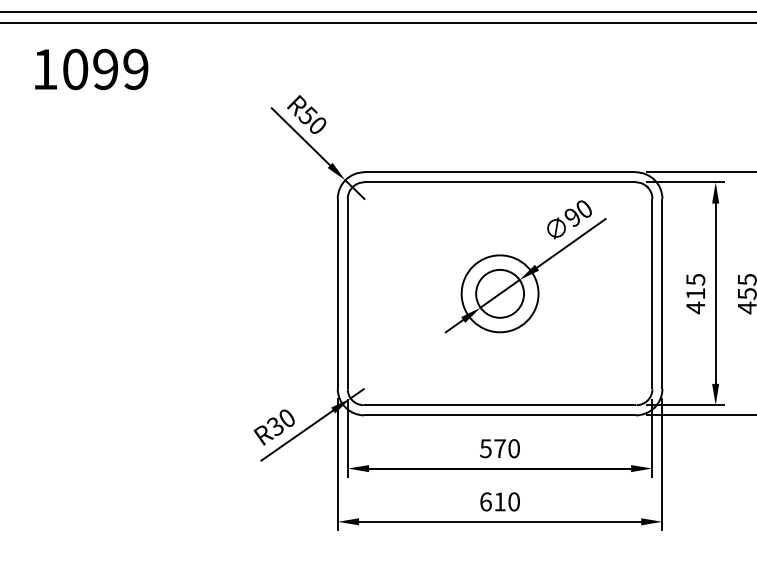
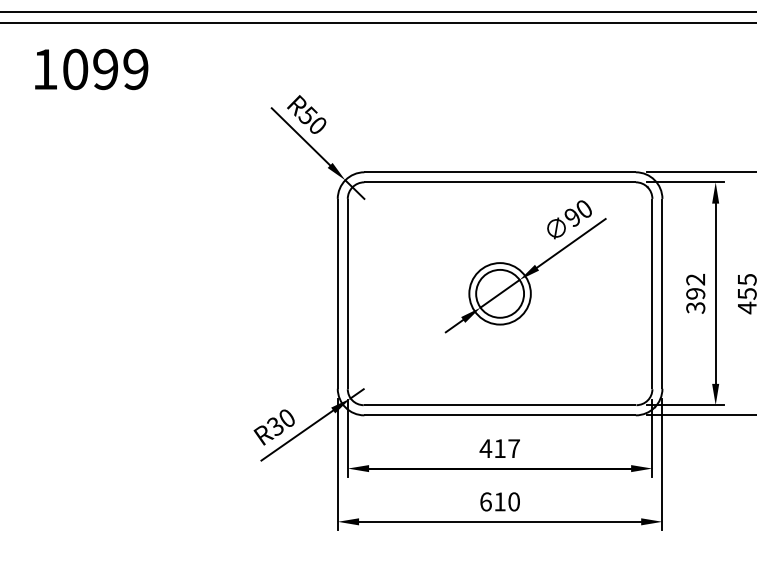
circle diameter: 77 px -> 62 px (499, 293)
text: 415 -> 392 (695, 293)
text: 570 -> 417 (499, 448)
